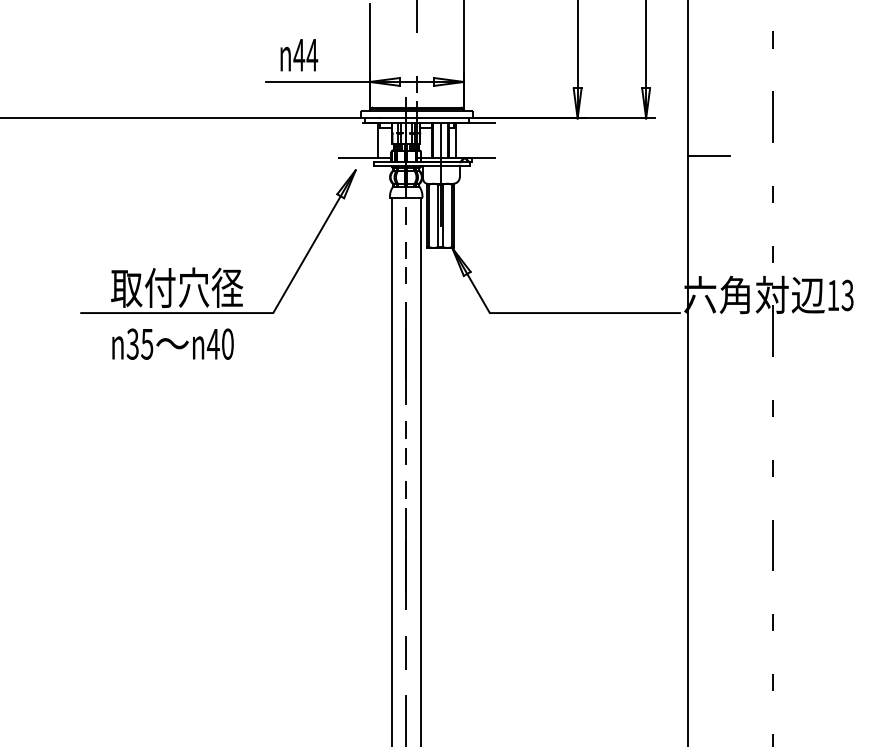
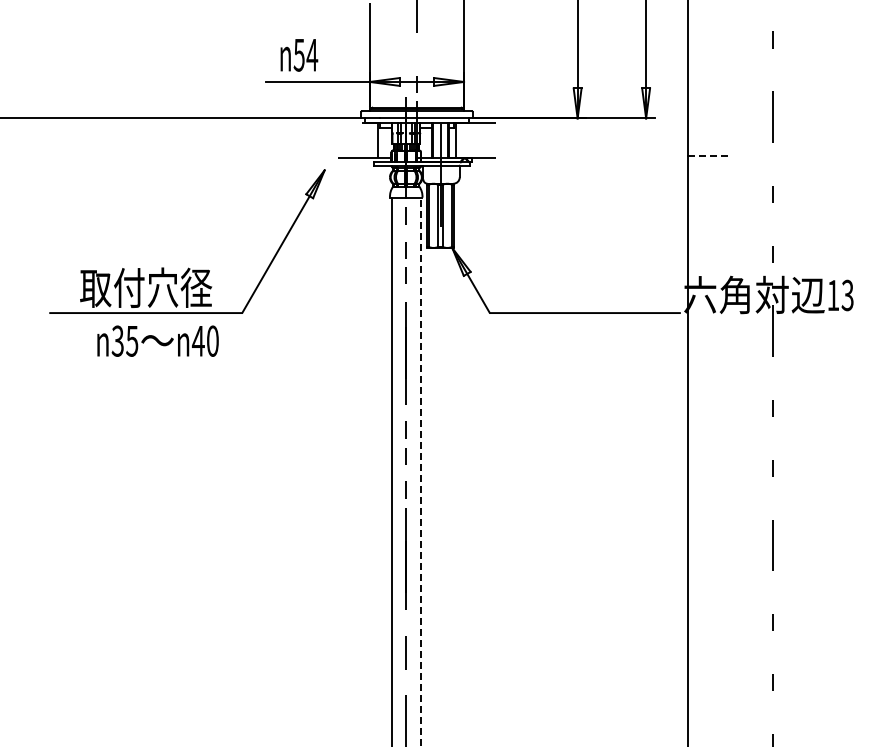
text: n44 -> n54 (299, 55)
line: solid -> dashed (709, 155)
part position: (219, 267) -> (188, 267) (188, 267)
text position: (172, 343) -> (157, 340) (157, 340)
line: solid -> dashed (420, 471)
